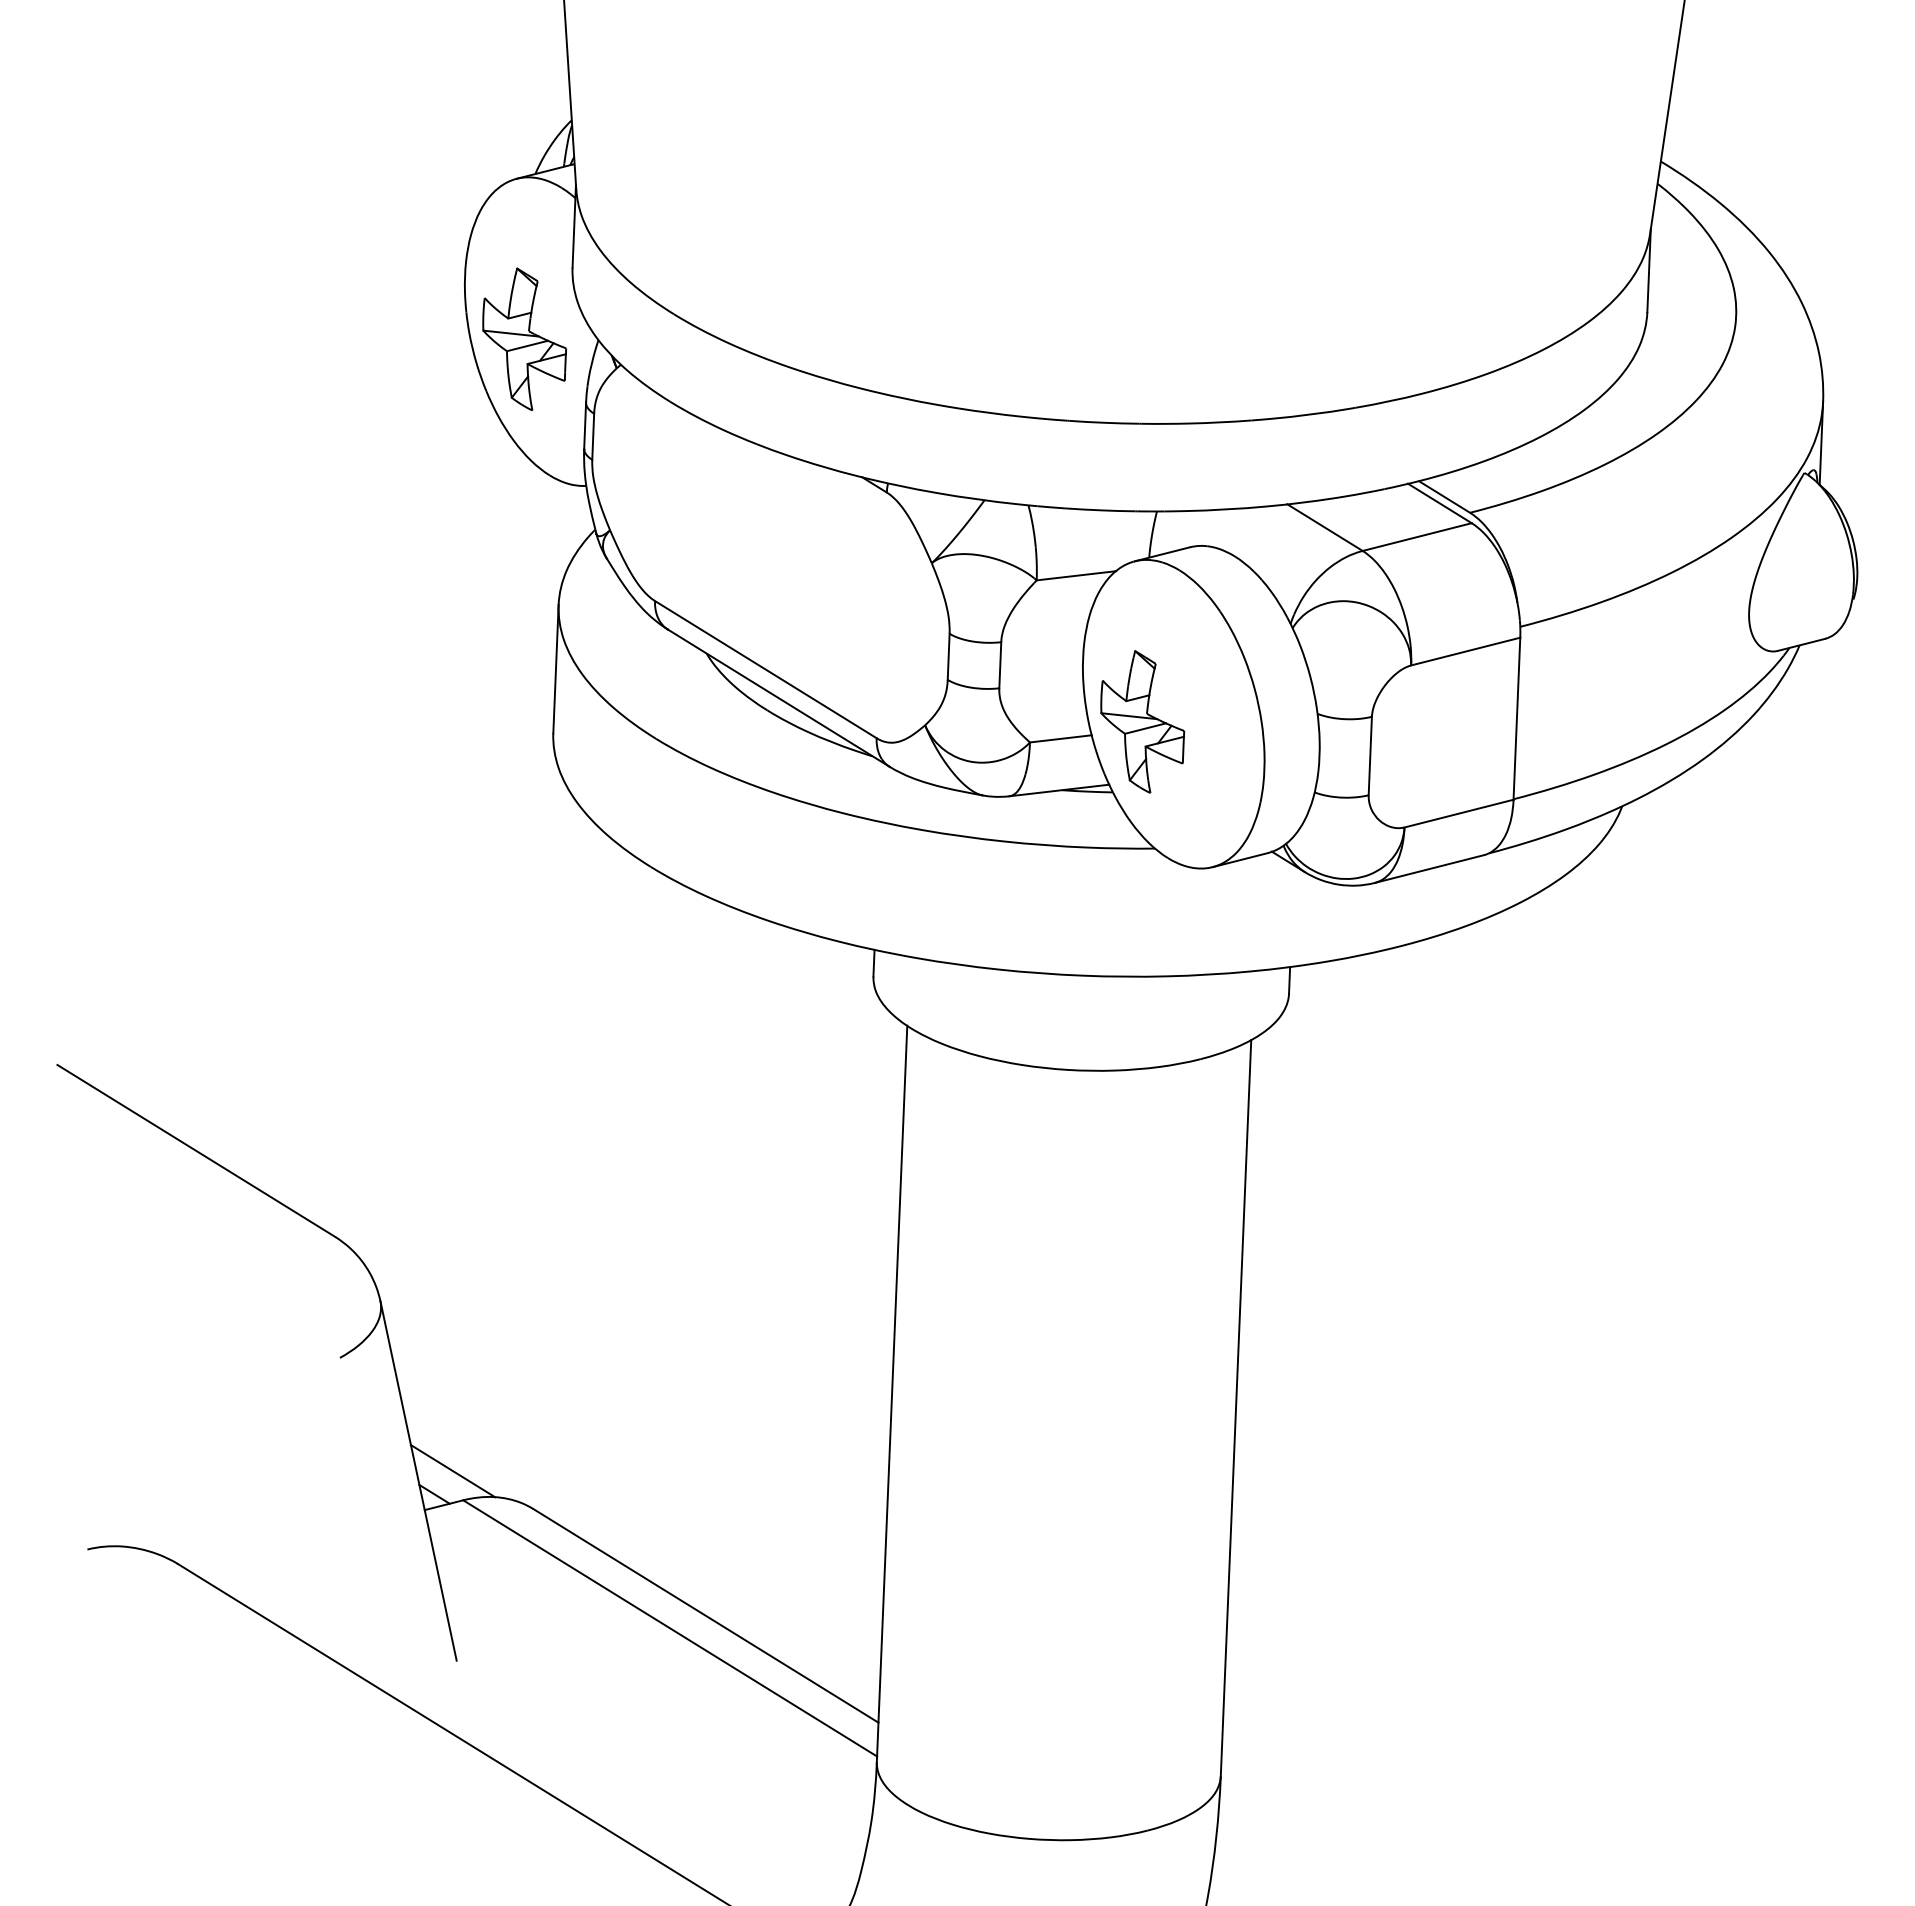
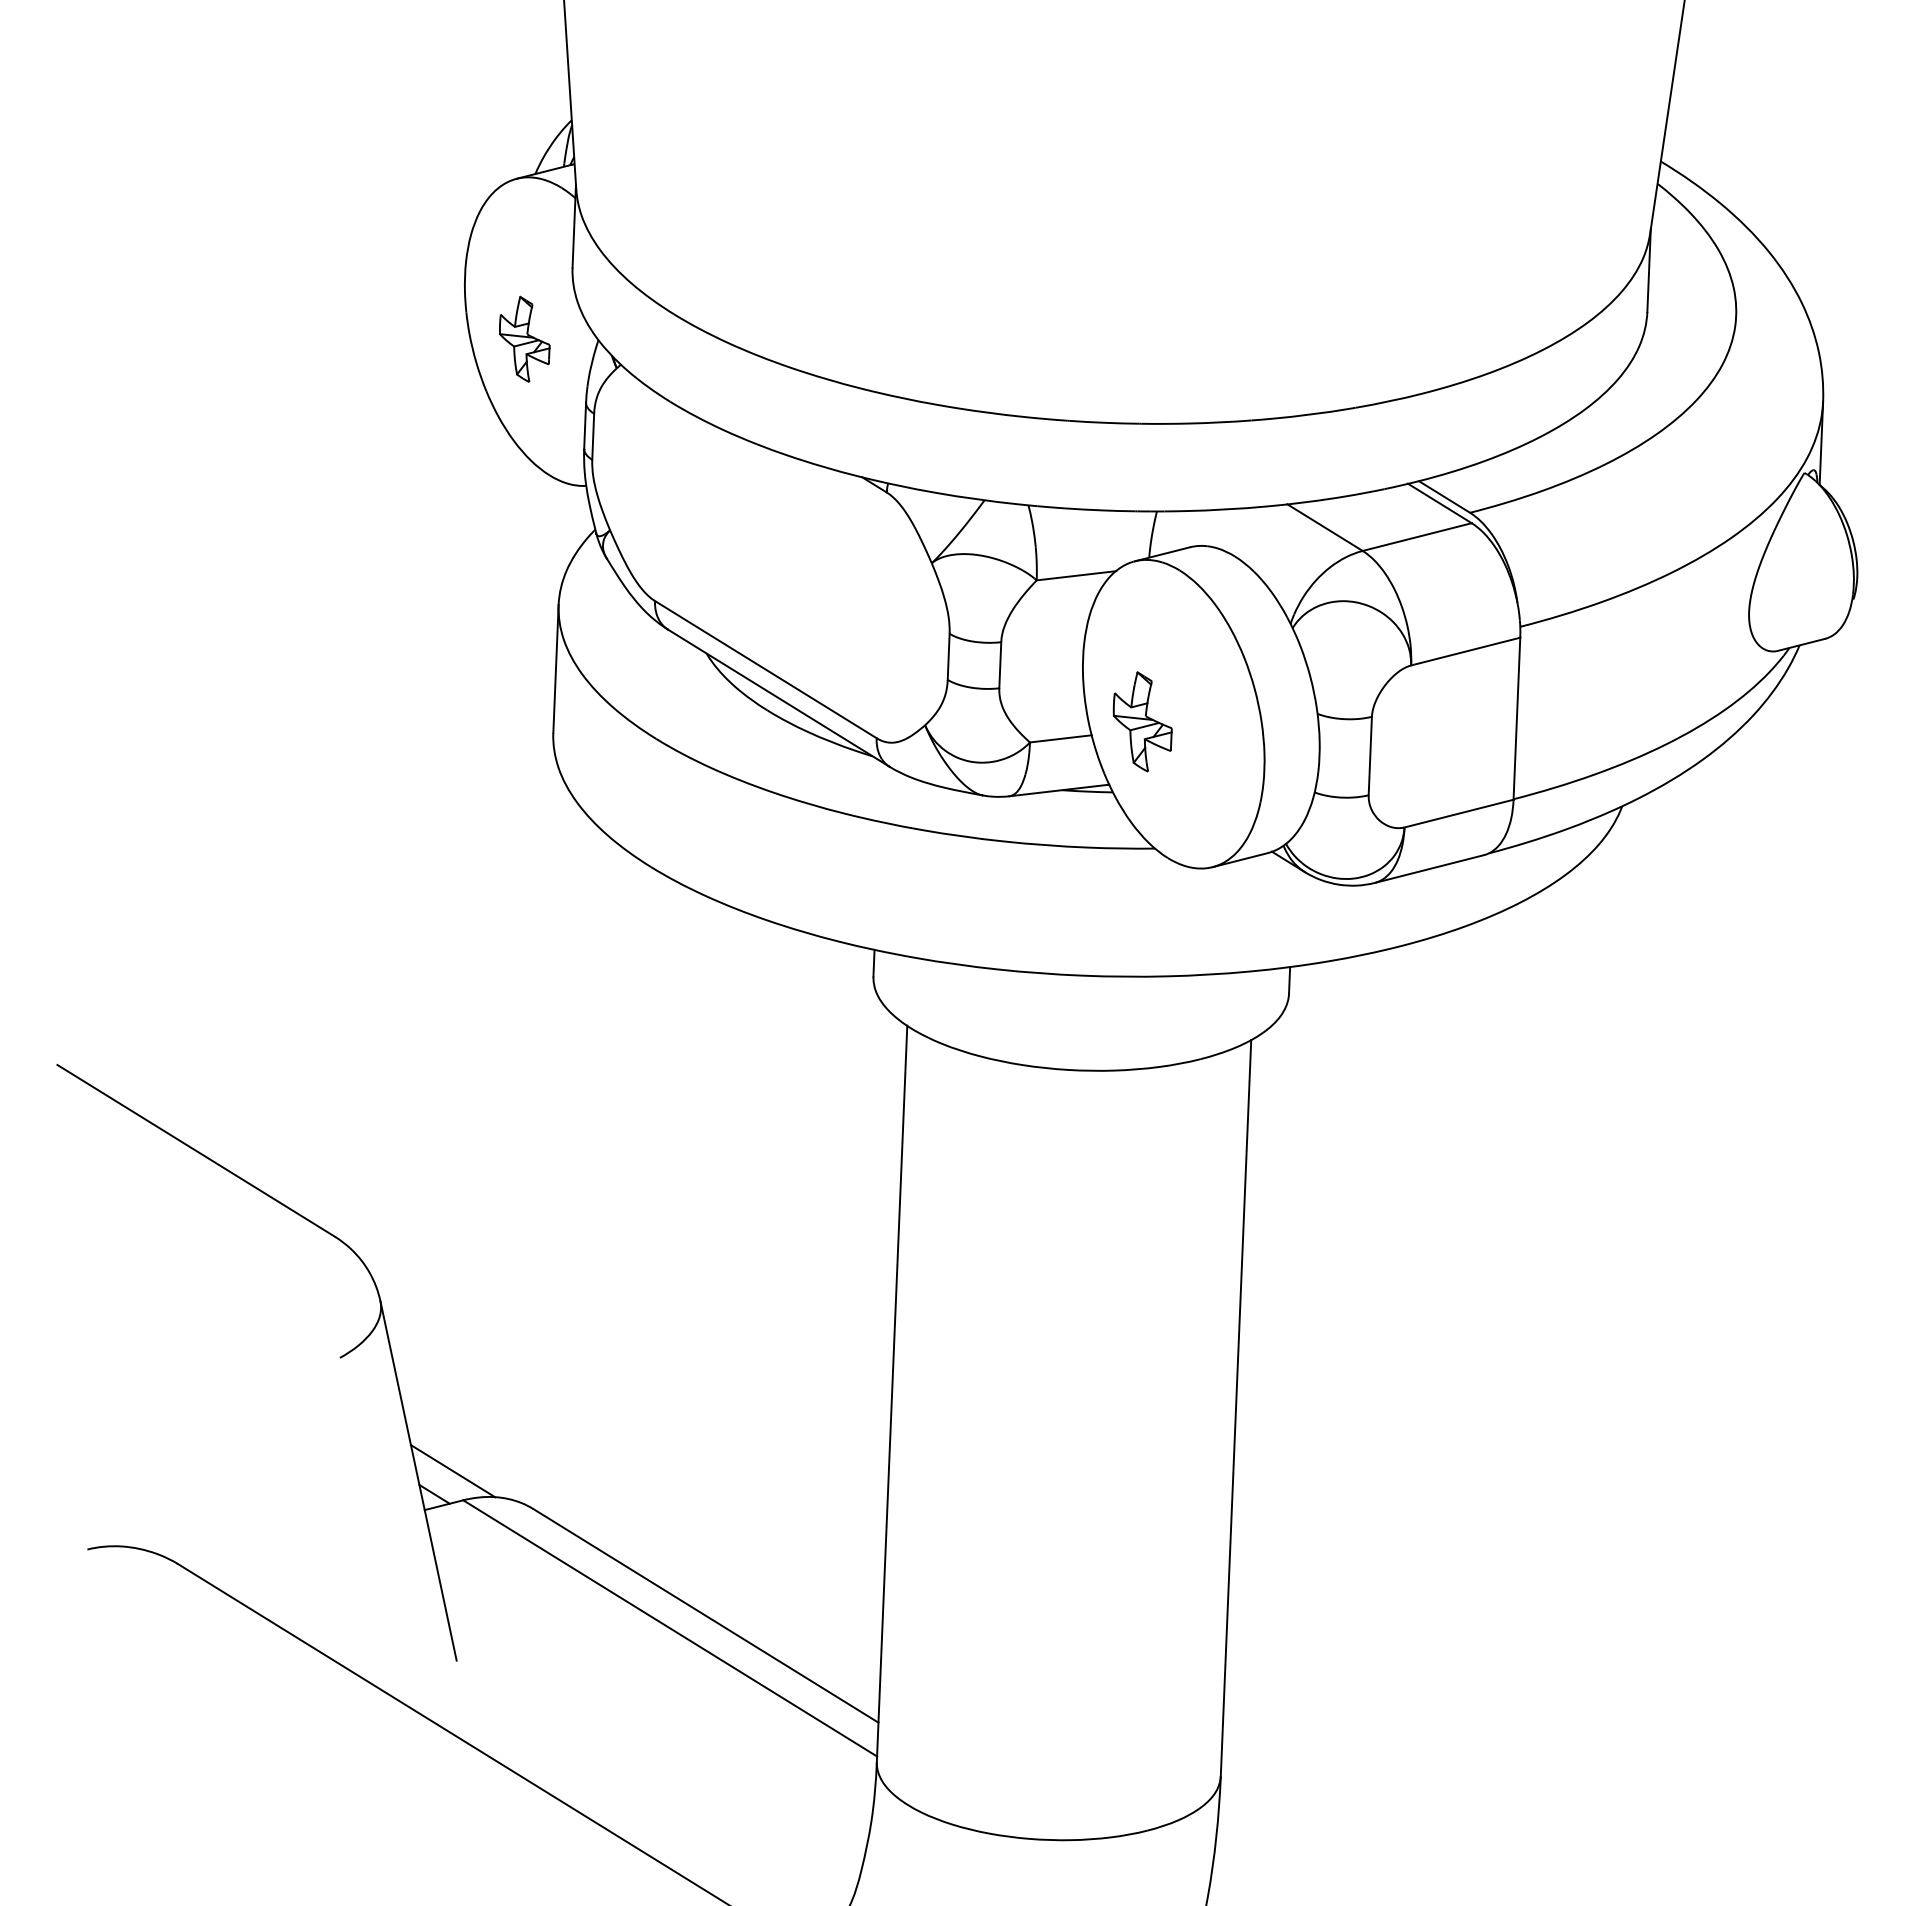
part size: 86x145 px -> 52x88 px (524, 338)
part size: 86x144 px -> 61x102 px (1142, 721)
